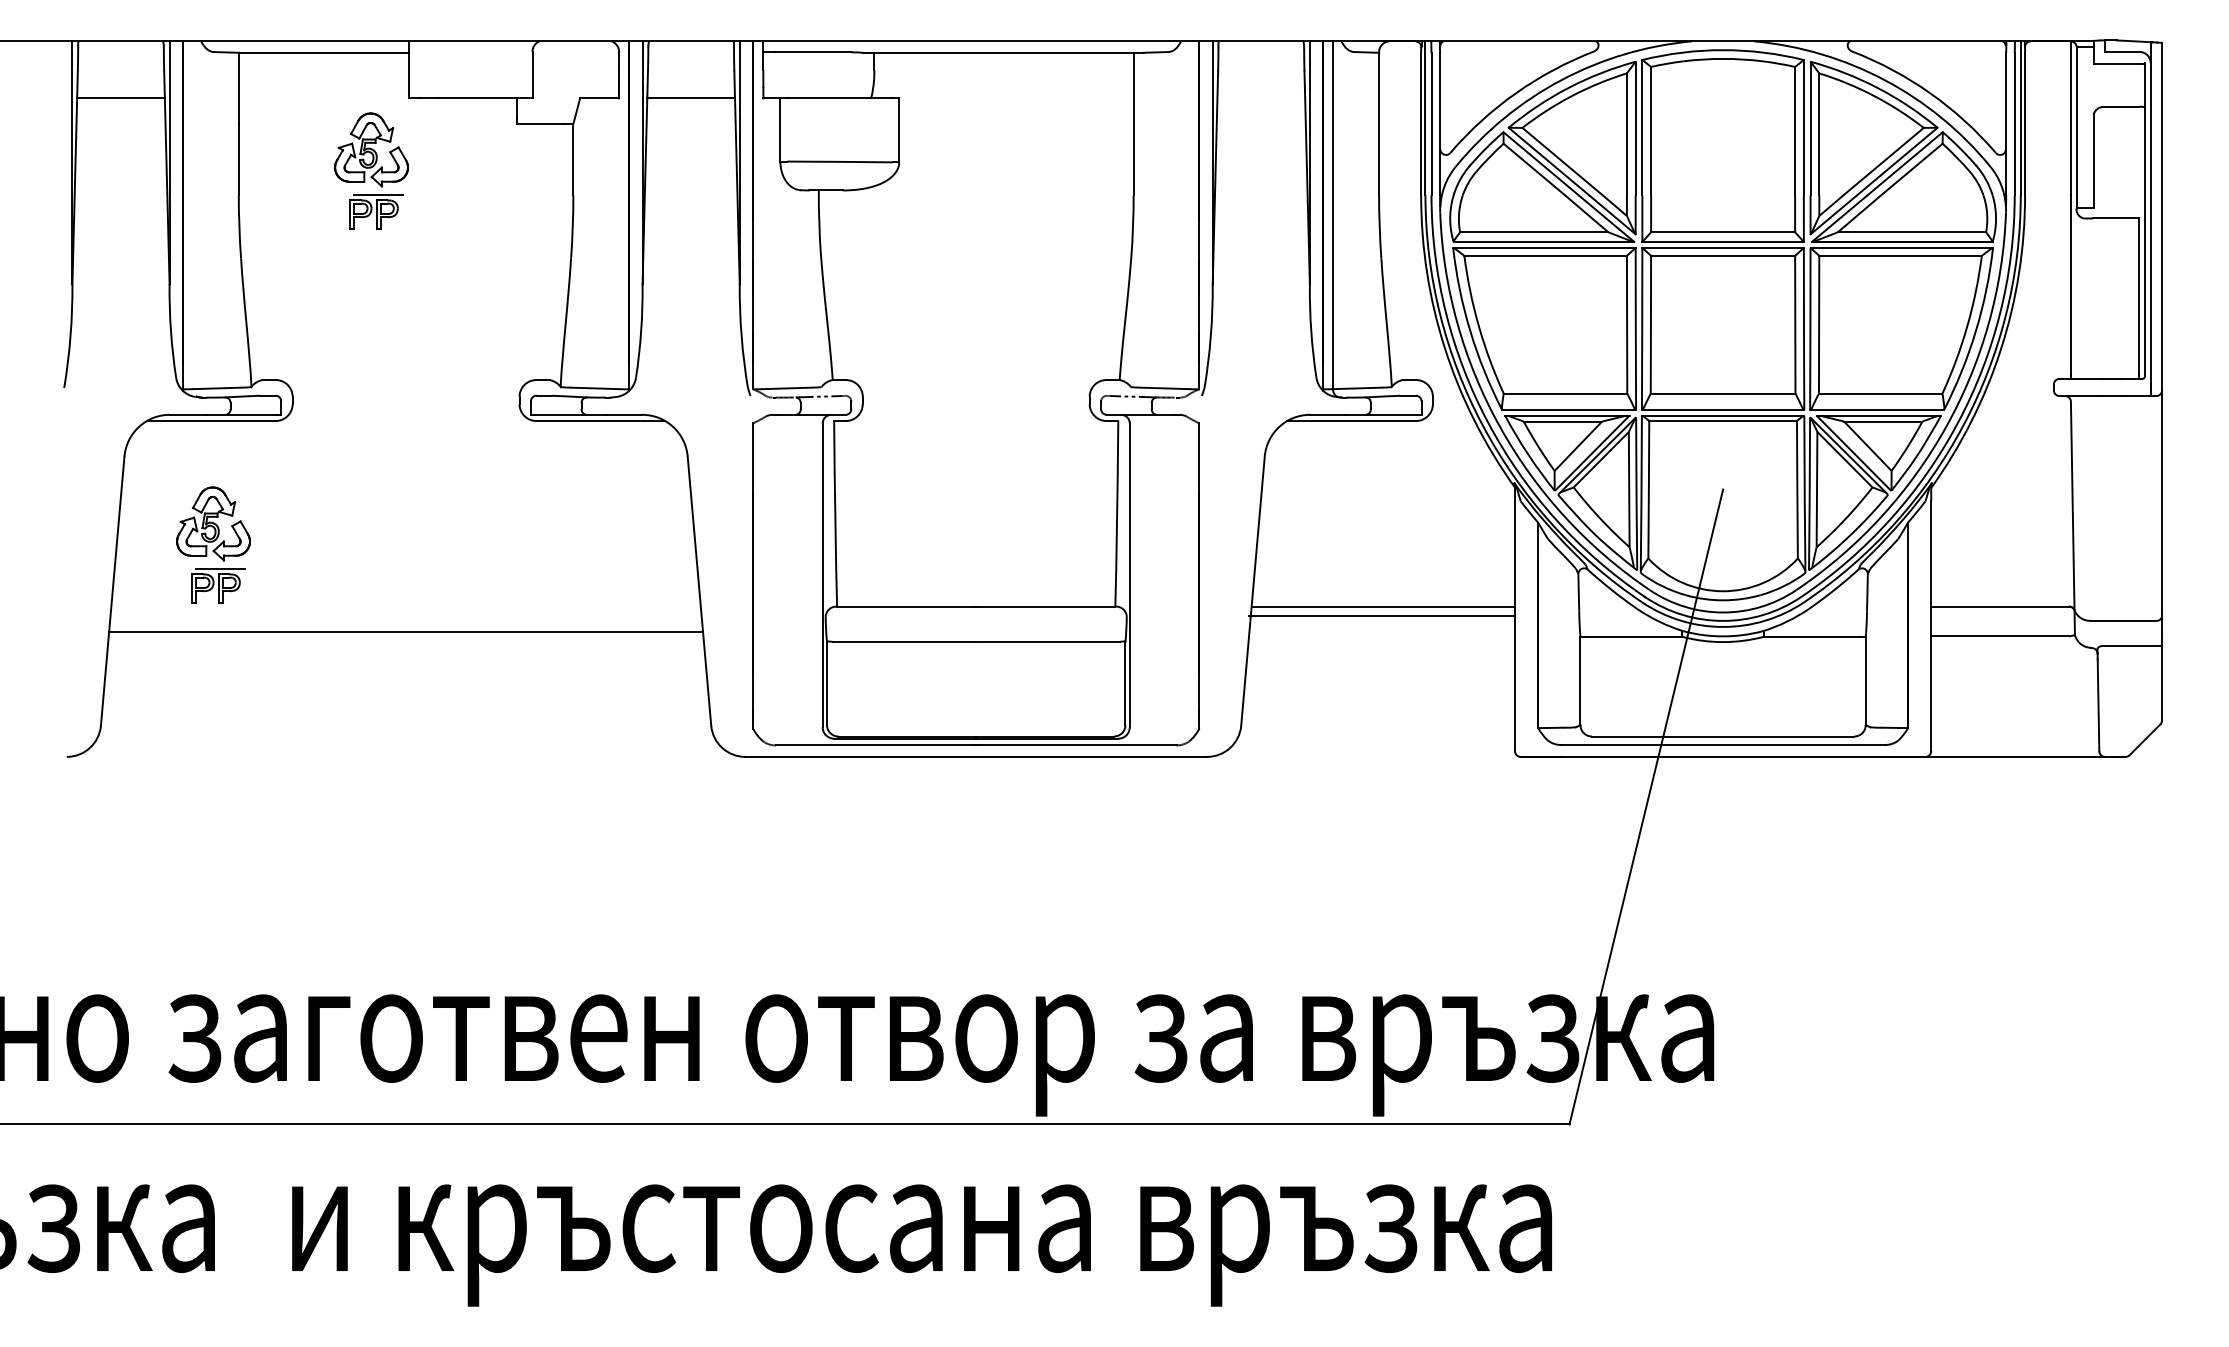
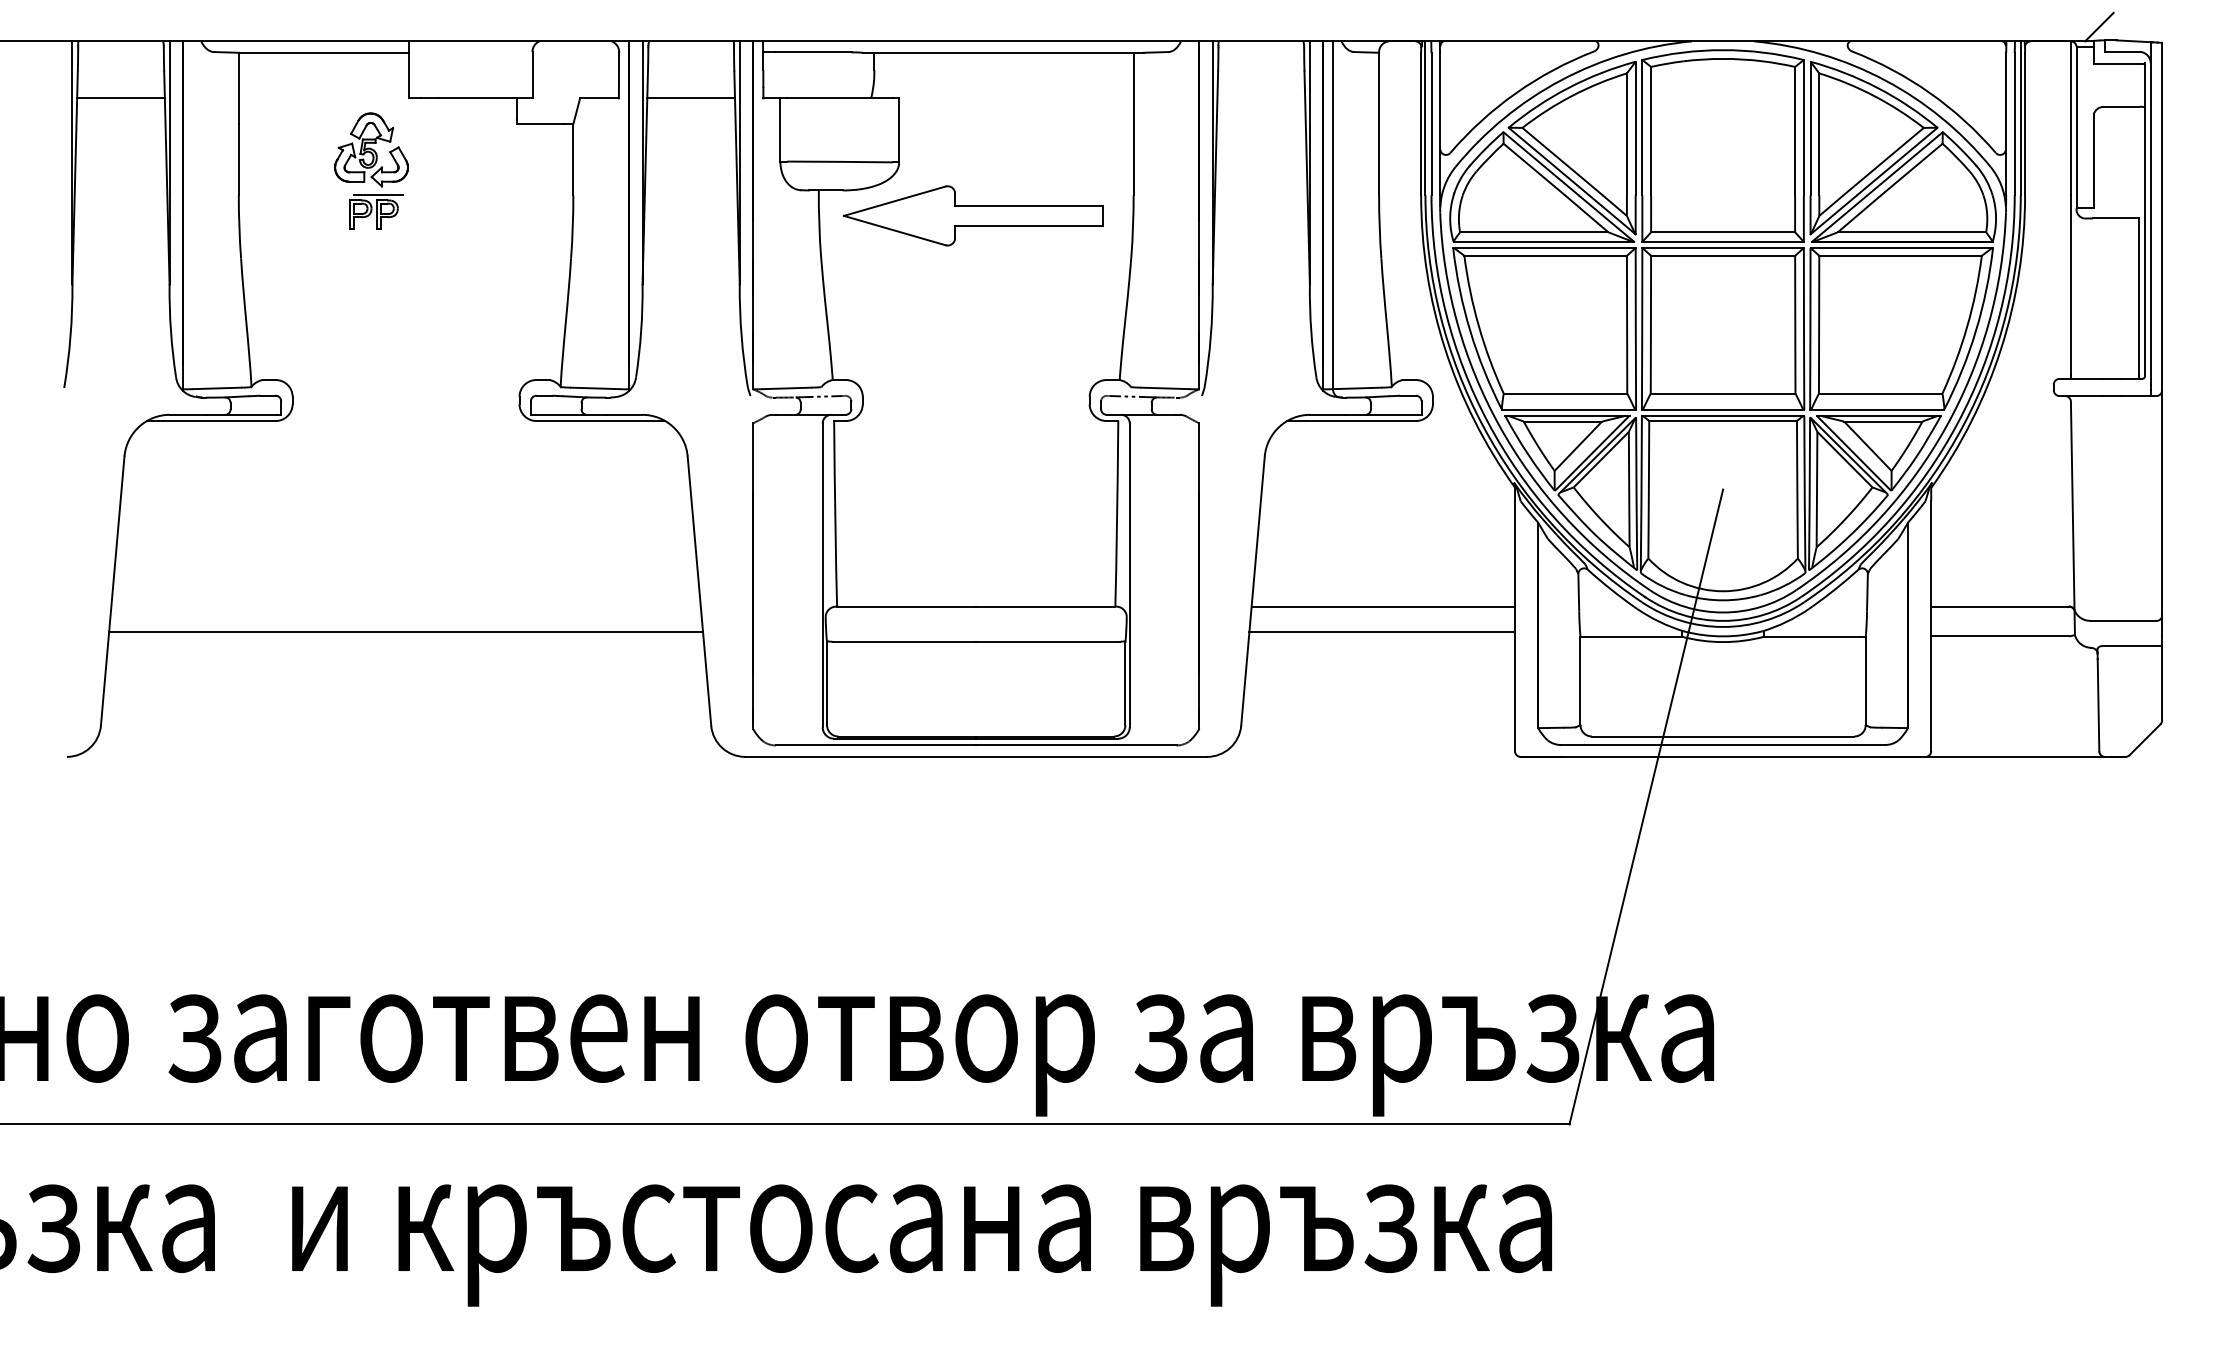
line: none -> present (2099, 26)
part: none -> present (972, 215)
part: present -> none (213, 544)
line position: (1382, 615) -> (1382, 631) (1382, 631)
